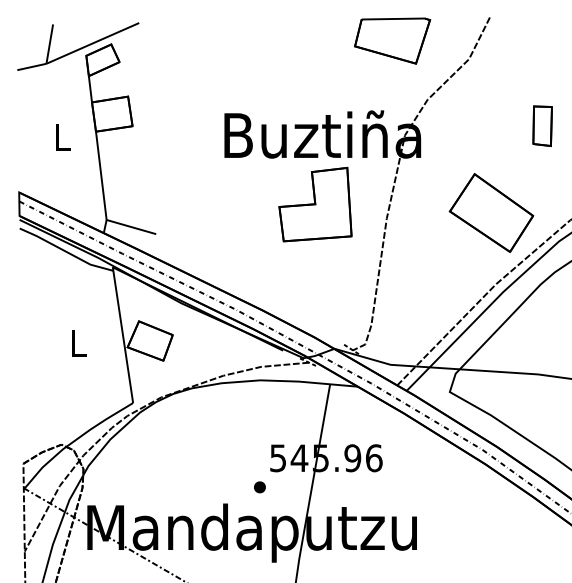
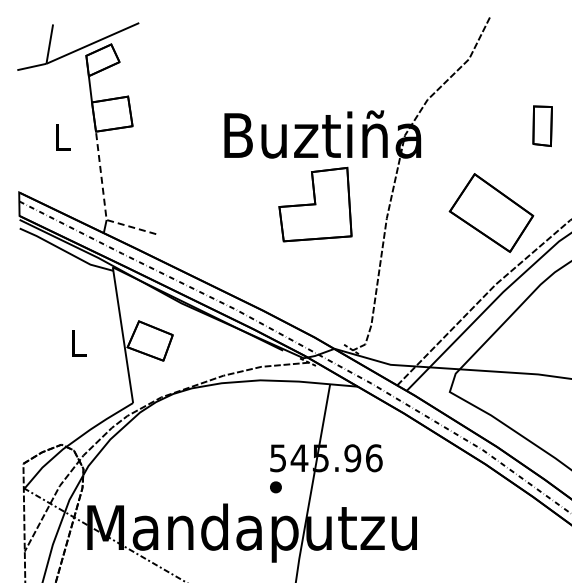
part: present -> none (392, 40)
line: solid -> dashed (104, 202)
part position: (259, 487) -> (275, 487) (275, 487)
